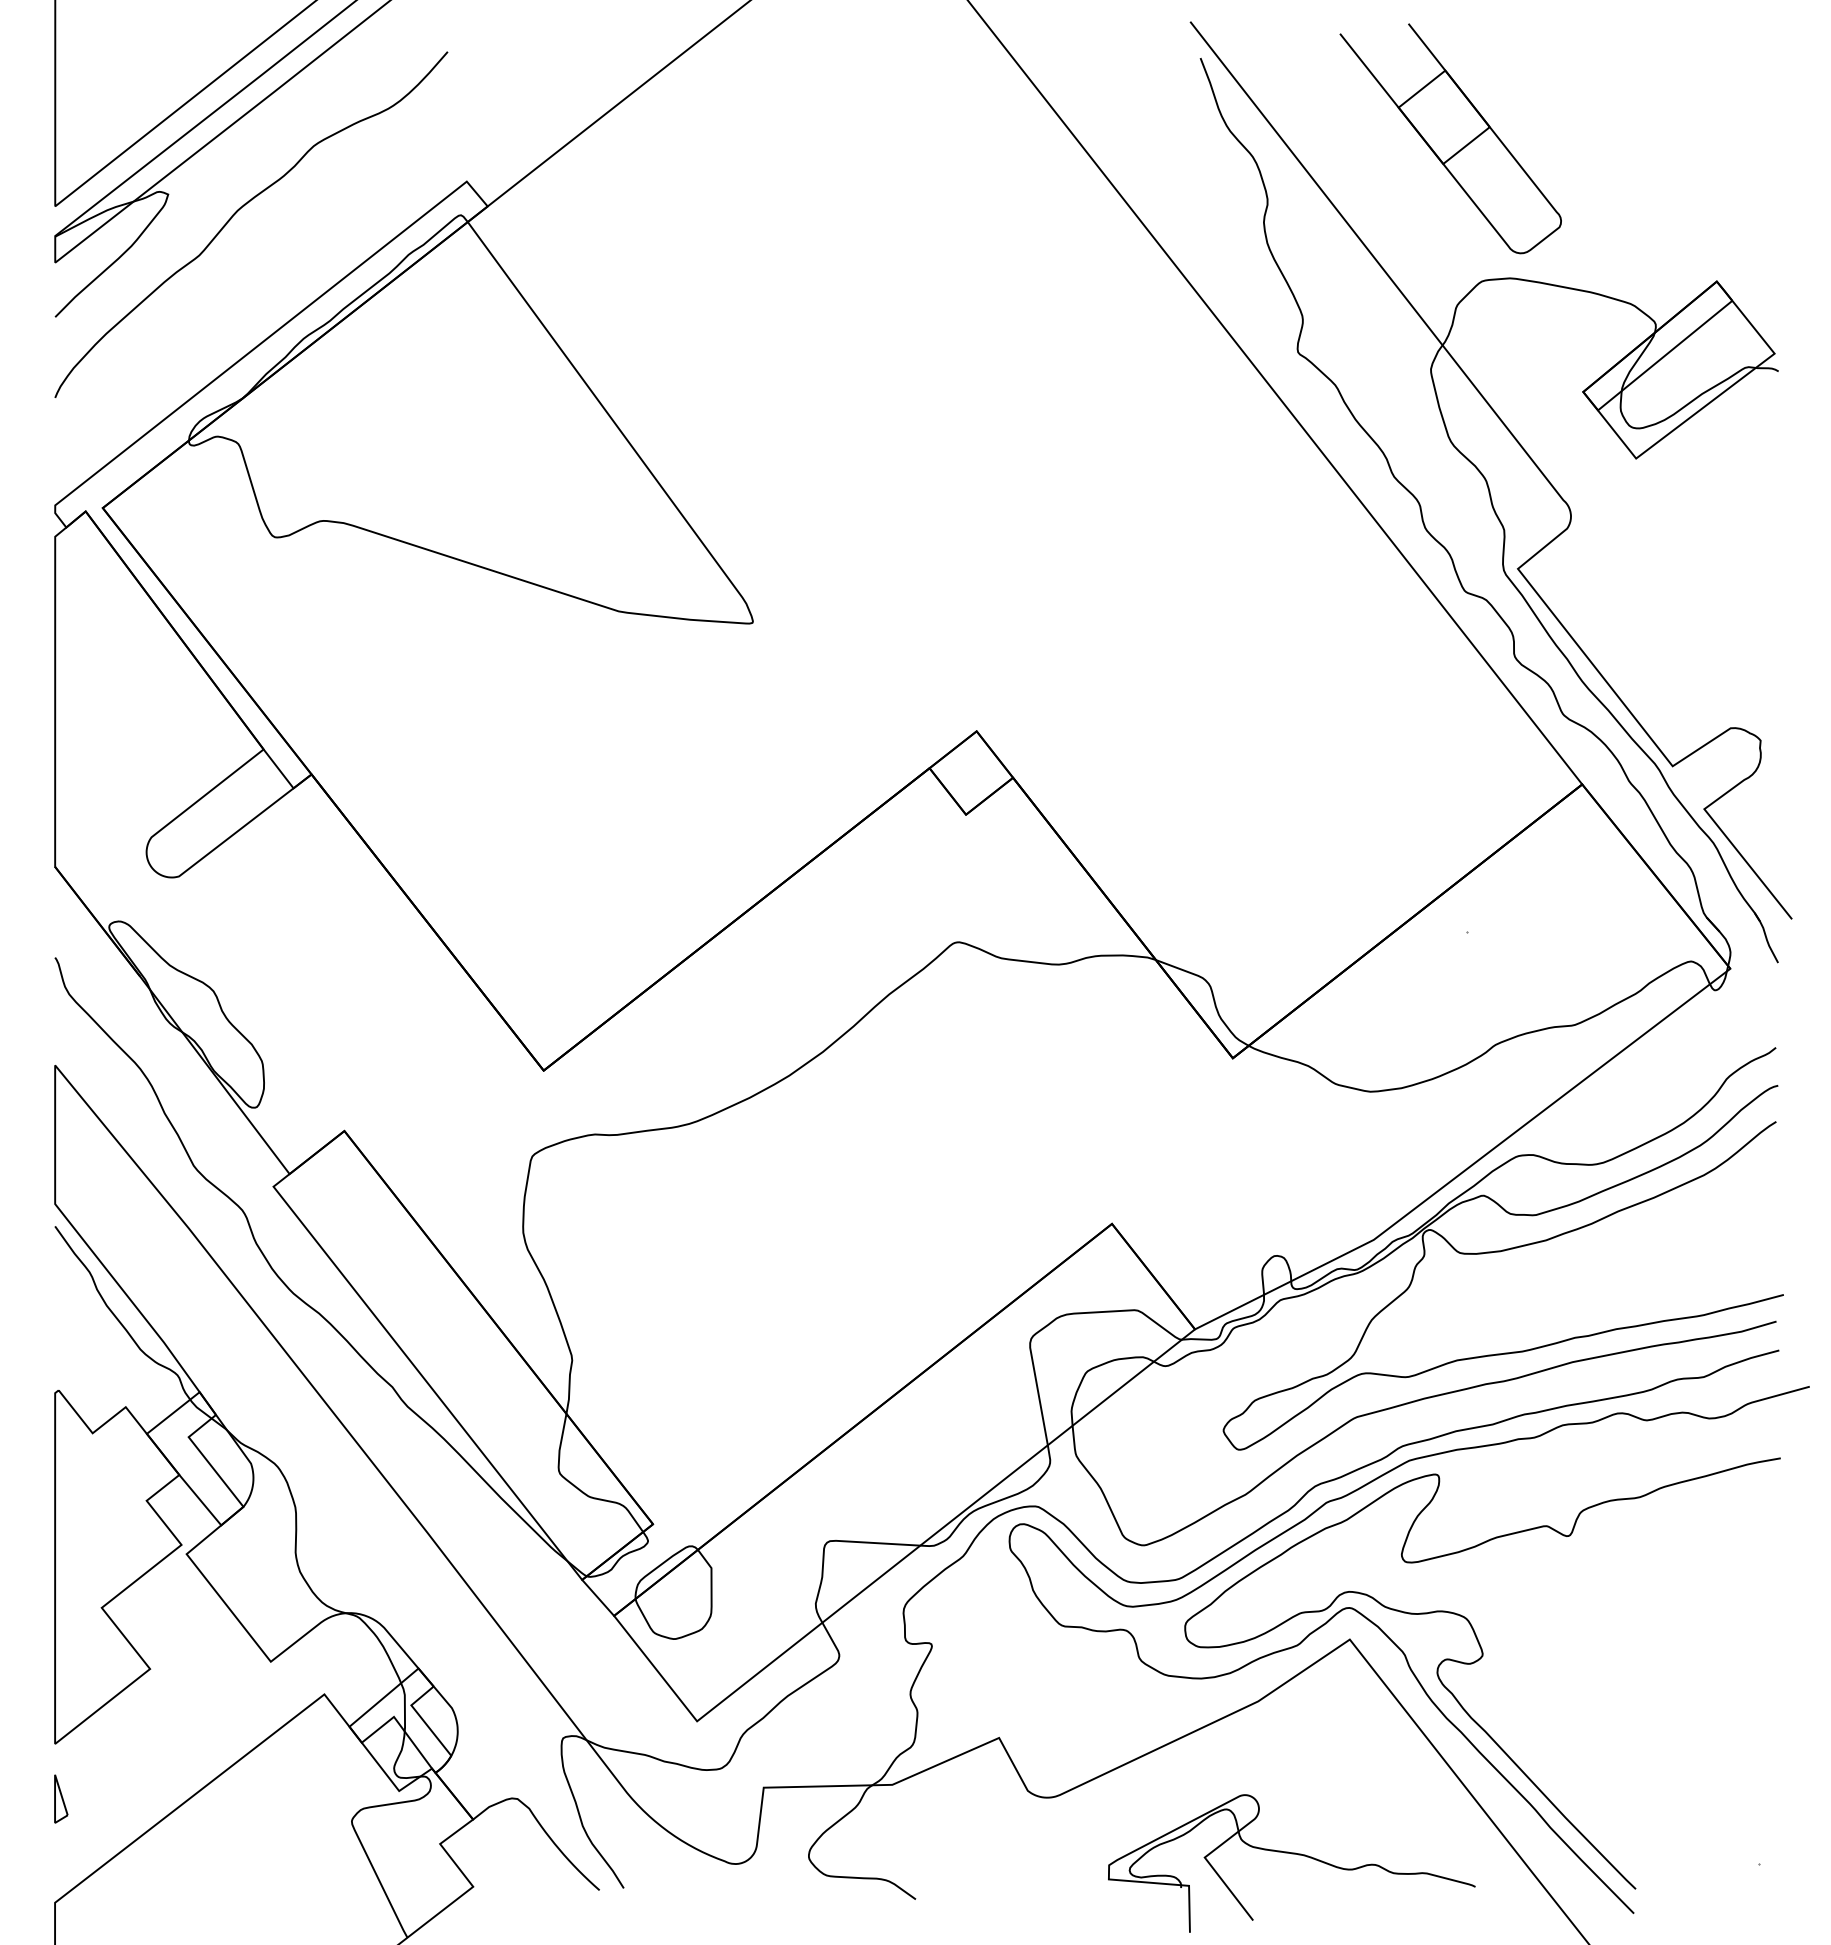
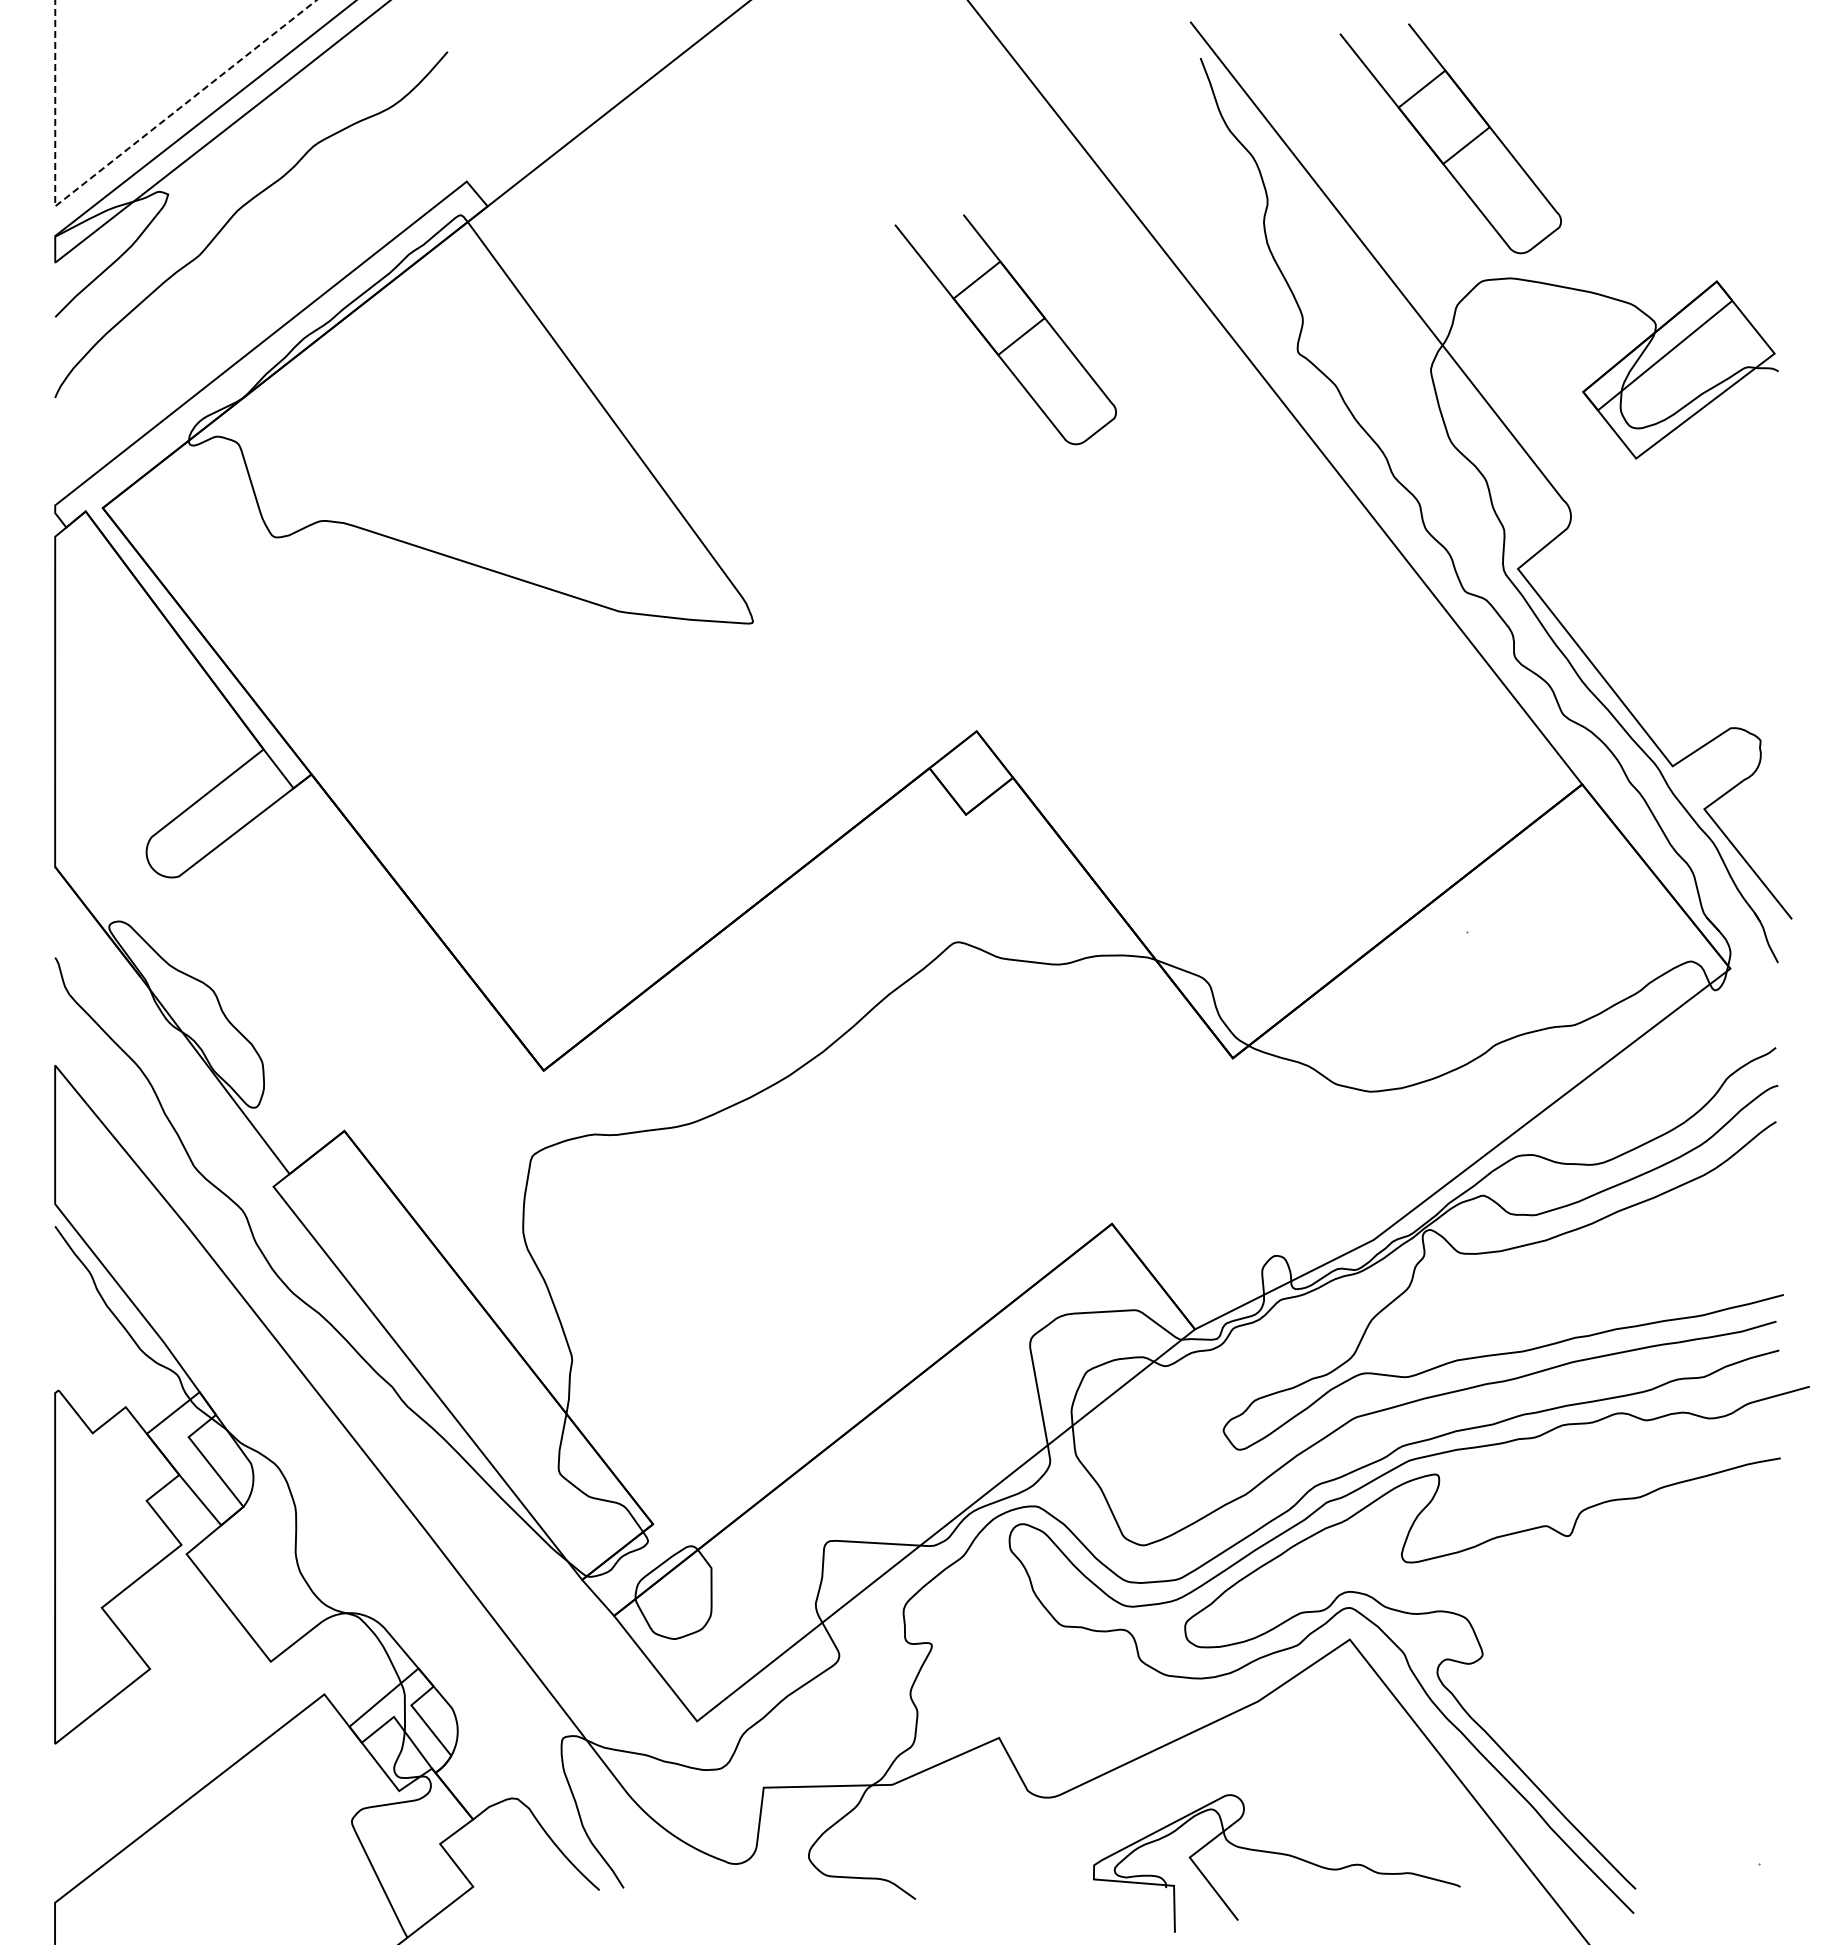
line: solid -> dashed (104, 167)
part: none -> present (1005, 329)
part: present -> none (61, 1798)
part position: (1291, 1854) -> (1276, 1854) (1276, 1854)
